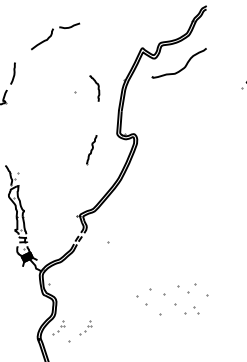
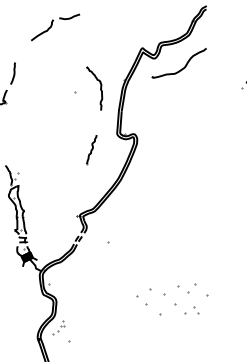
part position: (55, 36) -> (55, 27) (55, 27)
part size: 12x27 px -> 18x45 px (94, 88)
part: present -> none (85, 327)
